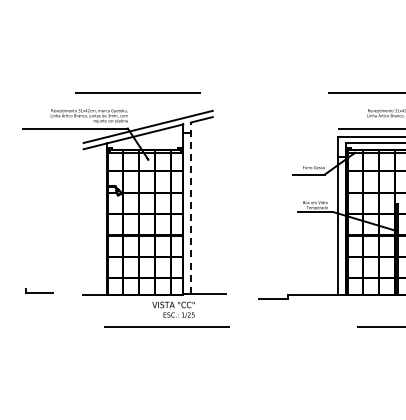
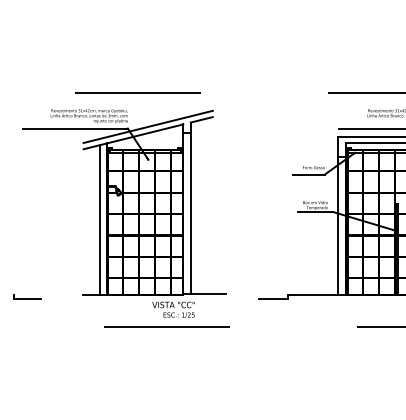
line: dashed -> solid (190, 208)
line: none -> present (99, 220)
part position: (39, 290) -> (27, 296) (27, 296)
